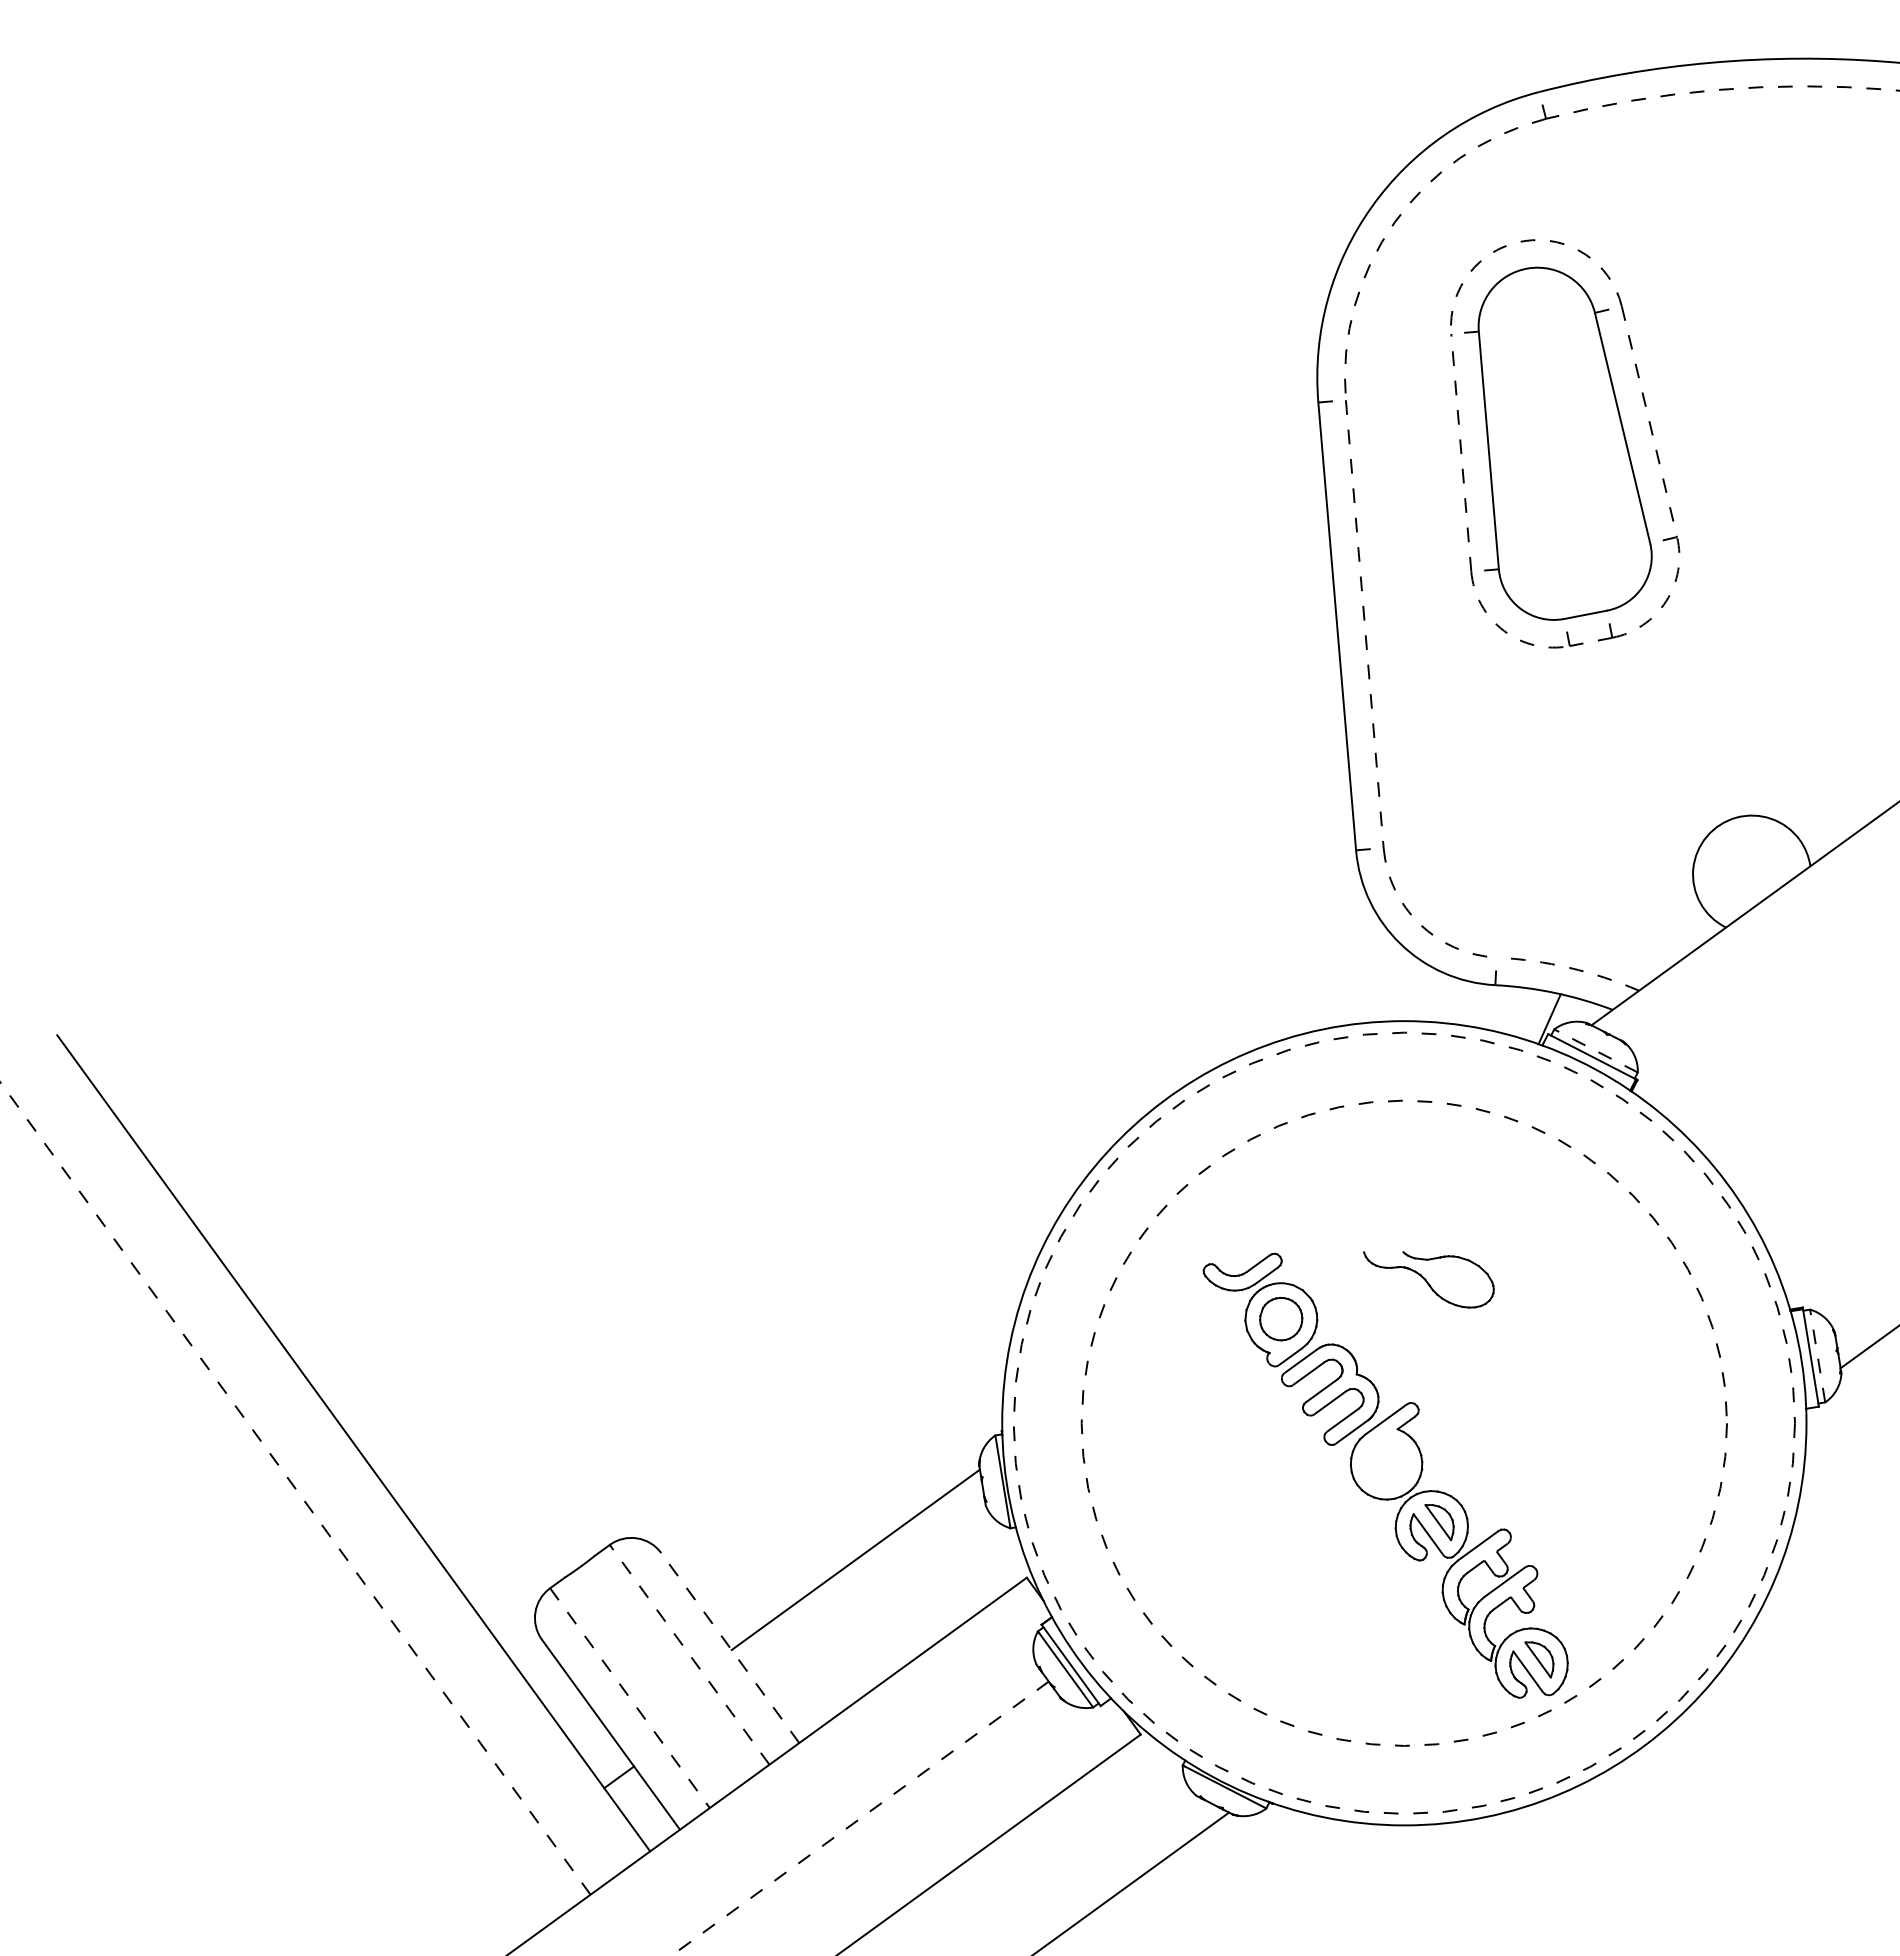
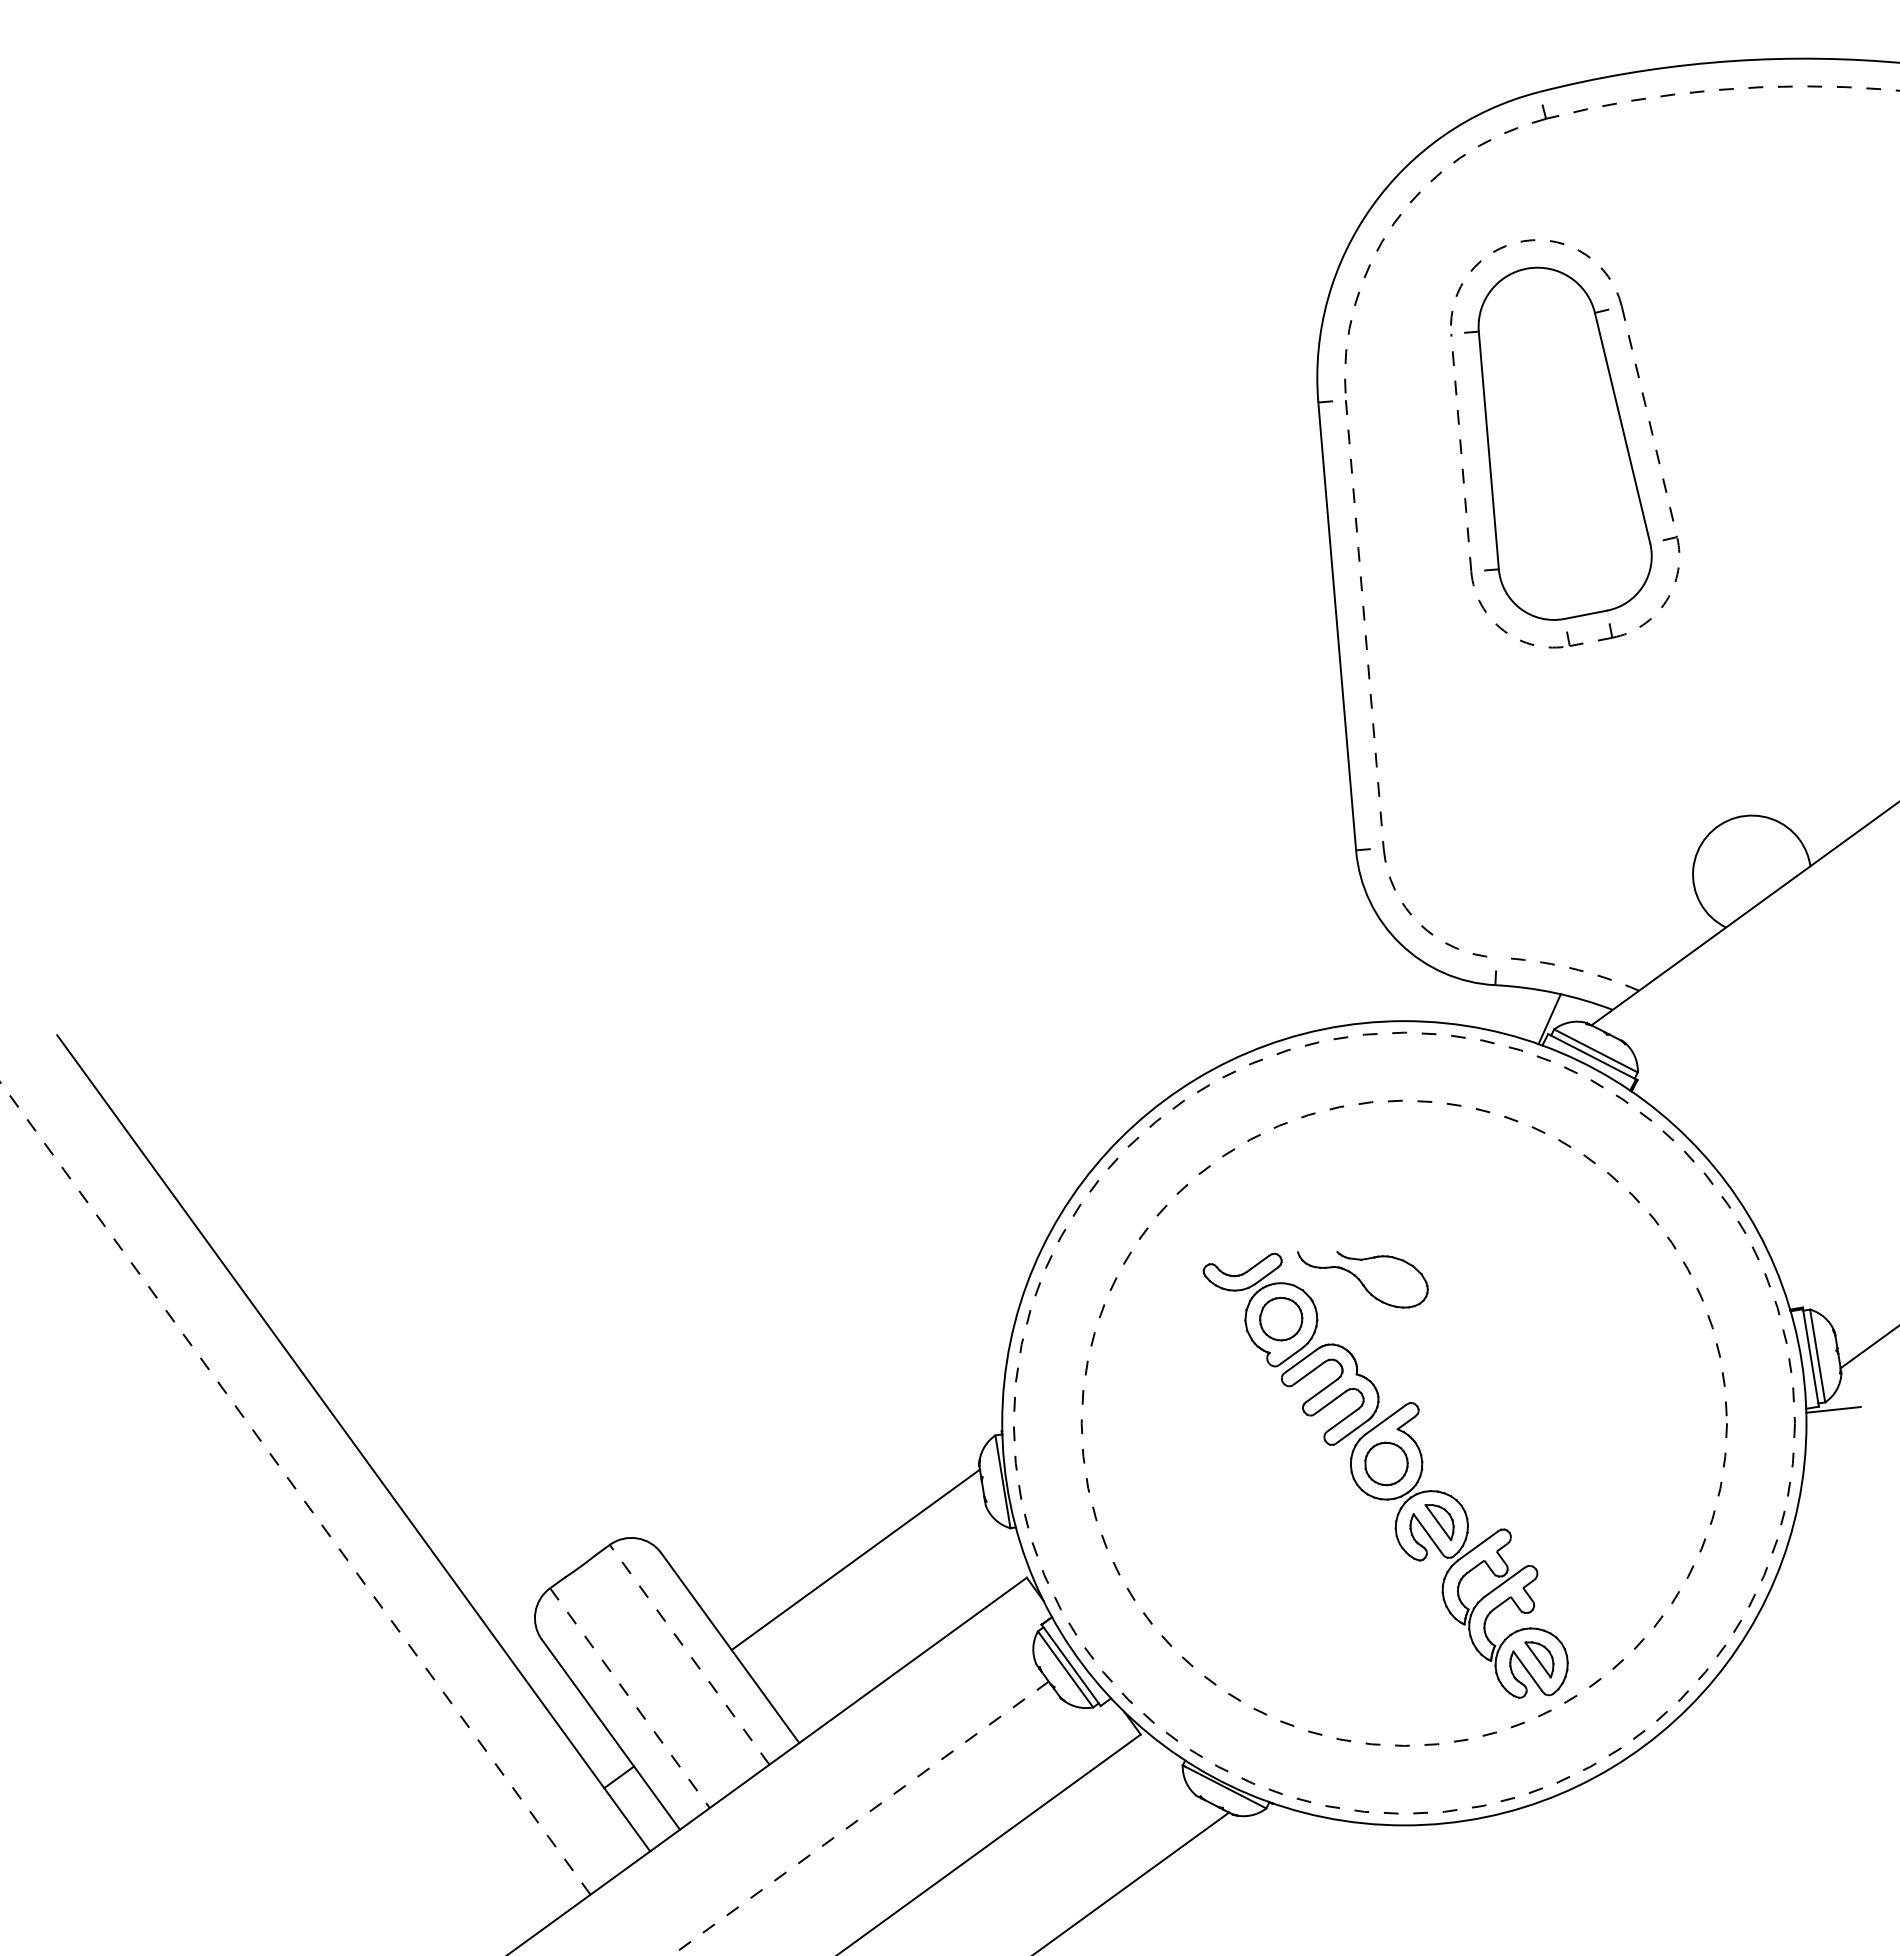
line: dashed -> solid (1596, 1050)
part position: (1428, 1279) -> (1362, 1279) (1362, 1279)
line: dashed -> solid (1817, 1355)
line: none -> present (1833, 1409)
part: none -> present (1386, 1463)
line: dashed -> solid (729, 1647)
